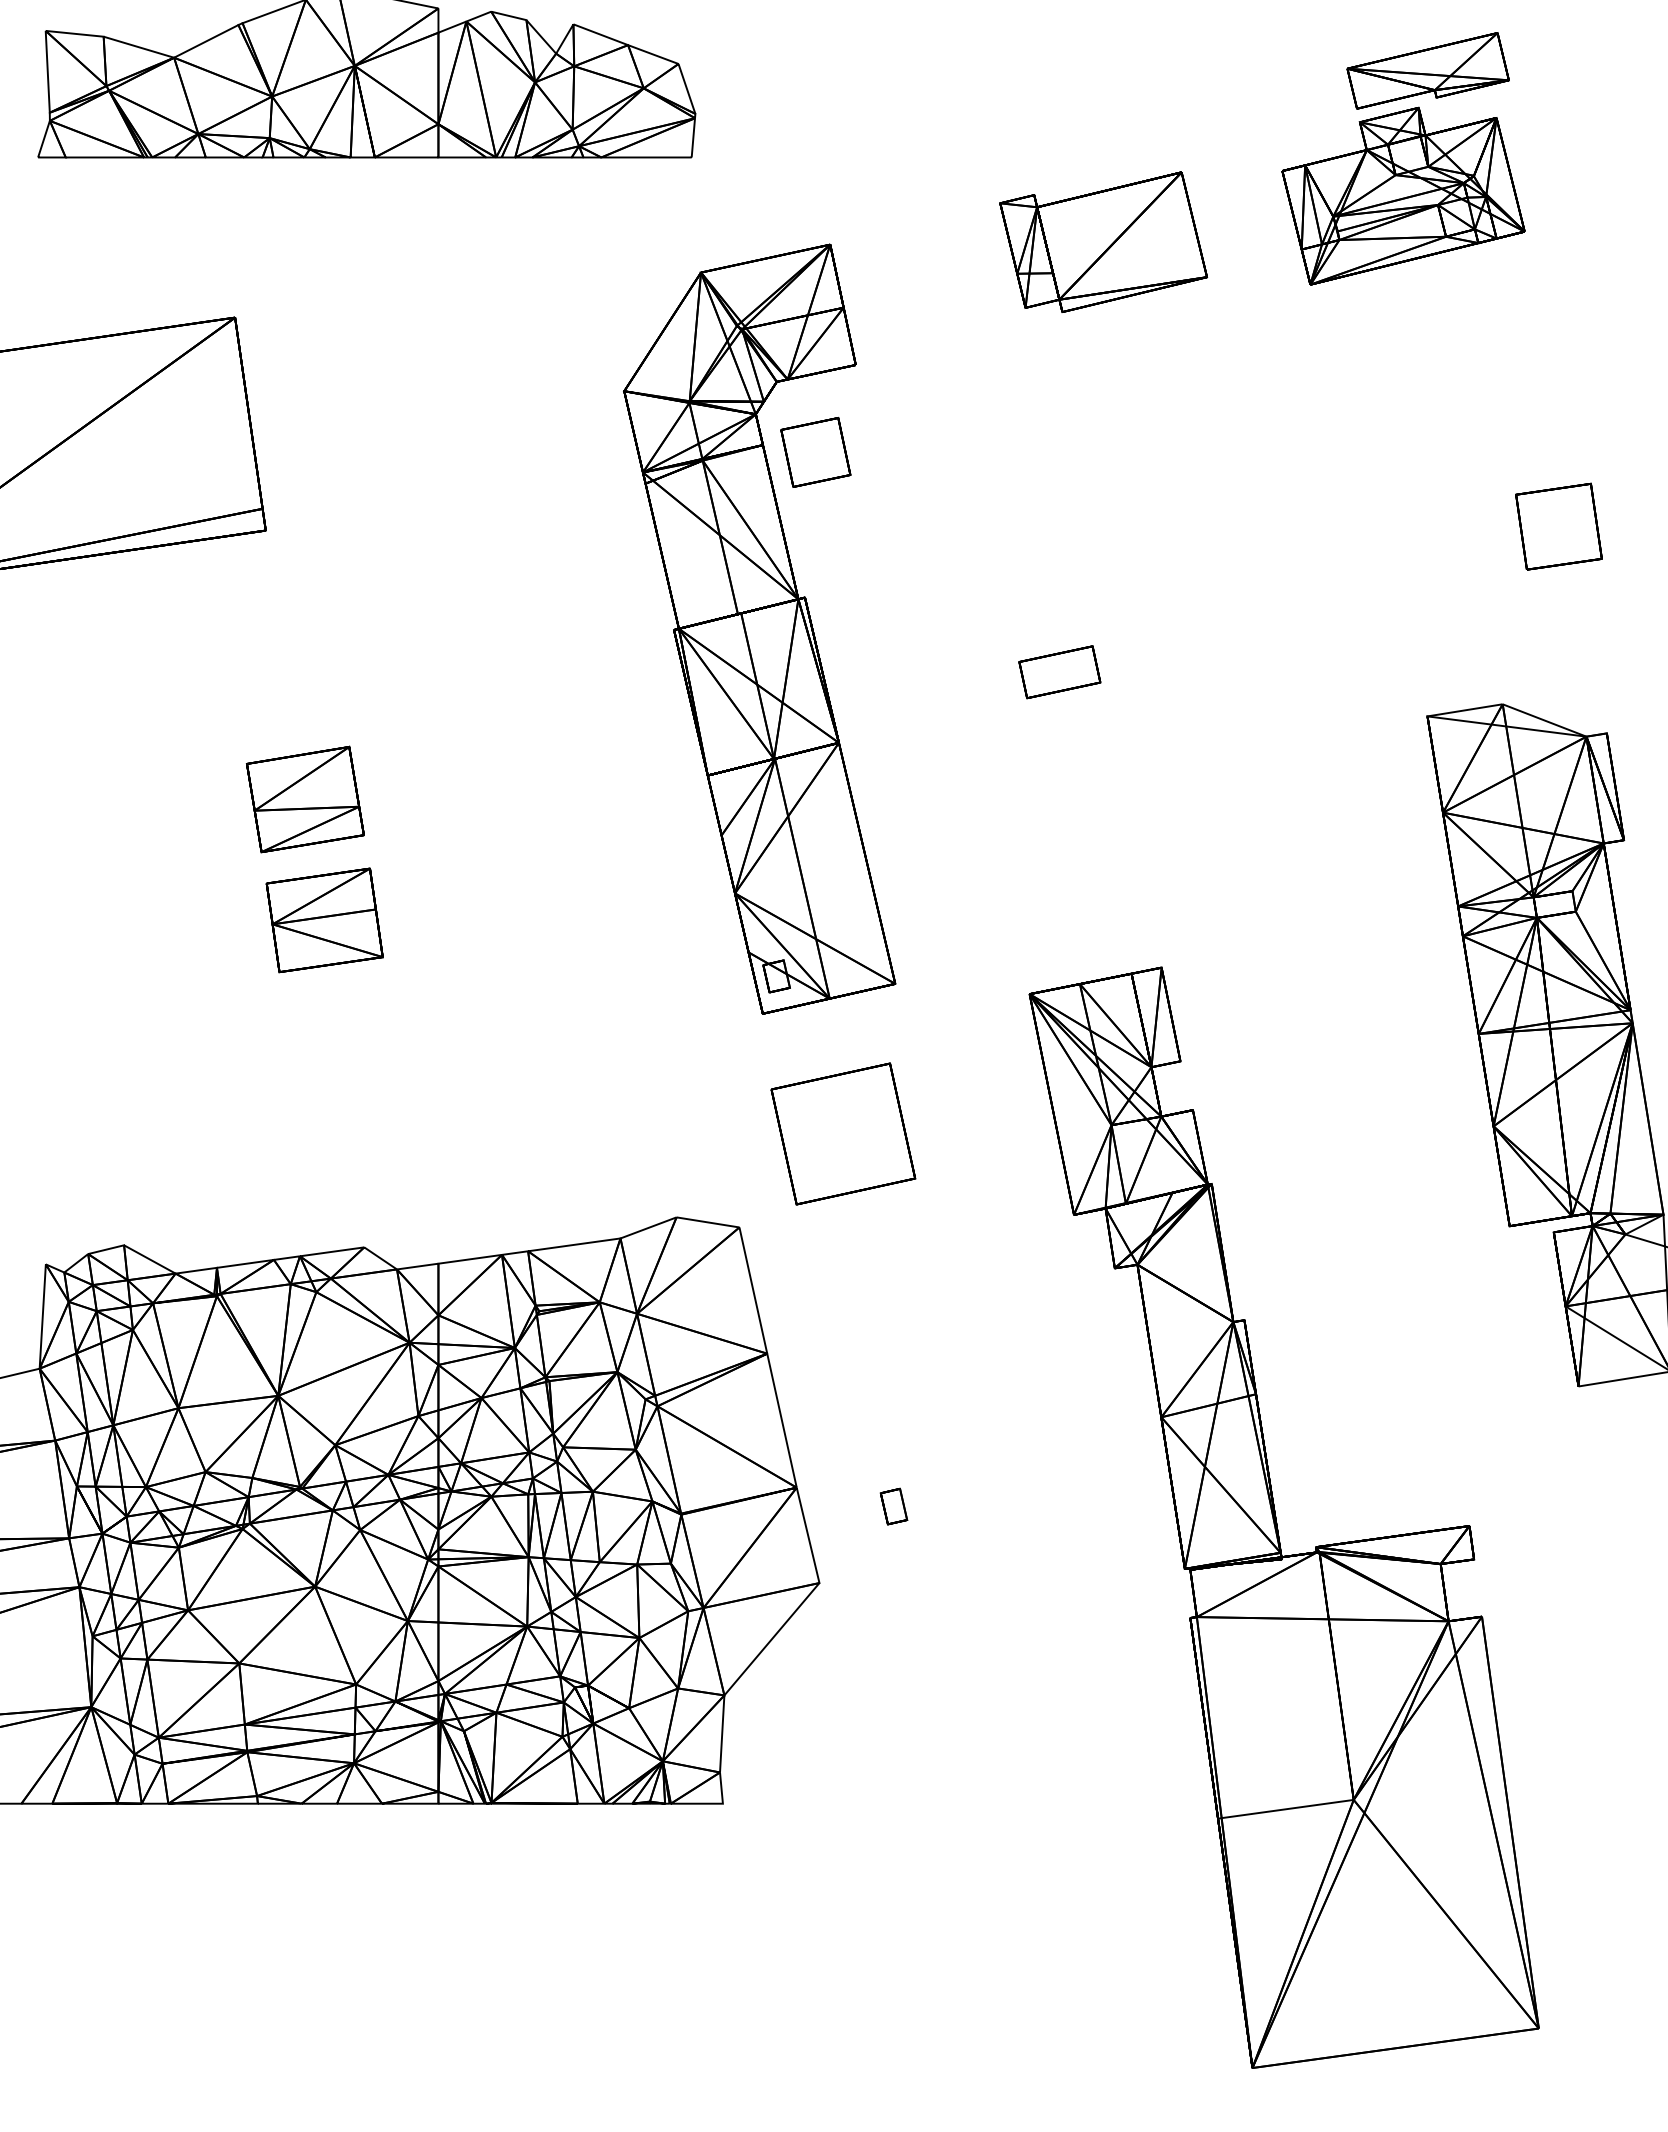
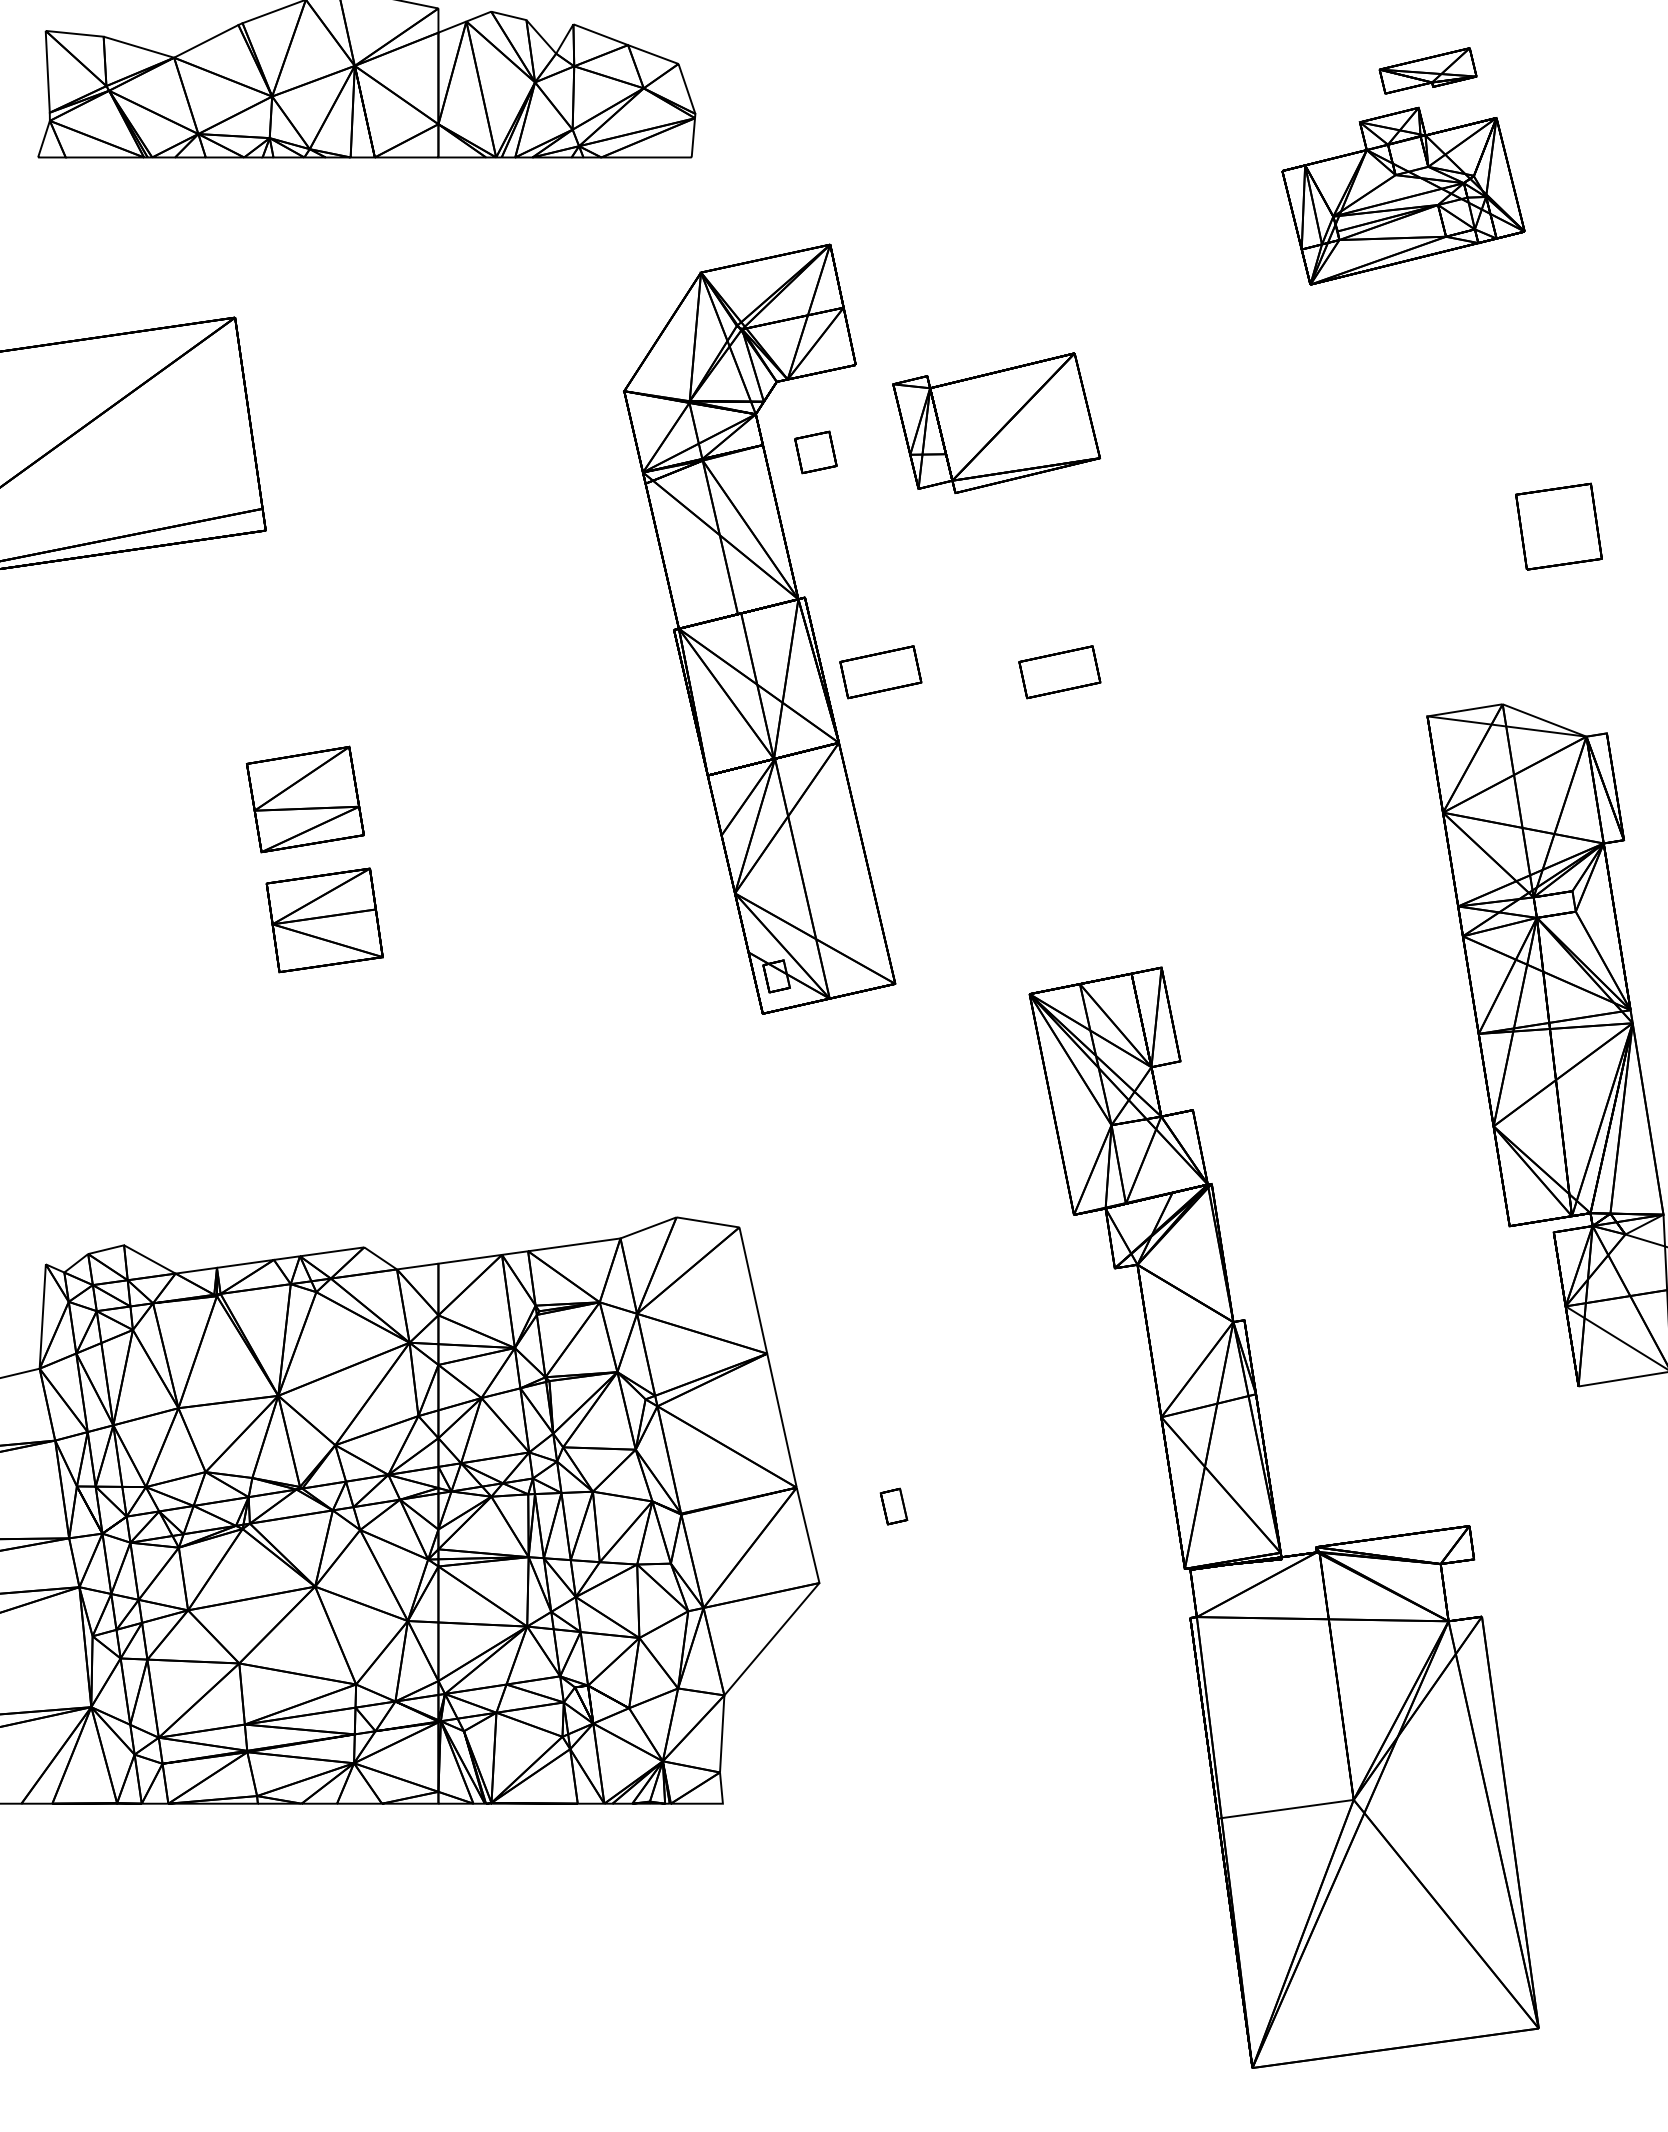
part size: 164x78 px -> 100x48 px (1427, 70)
part position: (1103, 241) -> (996, 422) (996, 422)
part size: 72x71 px -> 44x45 px (815, 452)
part: none -> present (880, 672)
part: present -> none (843, 1133)
